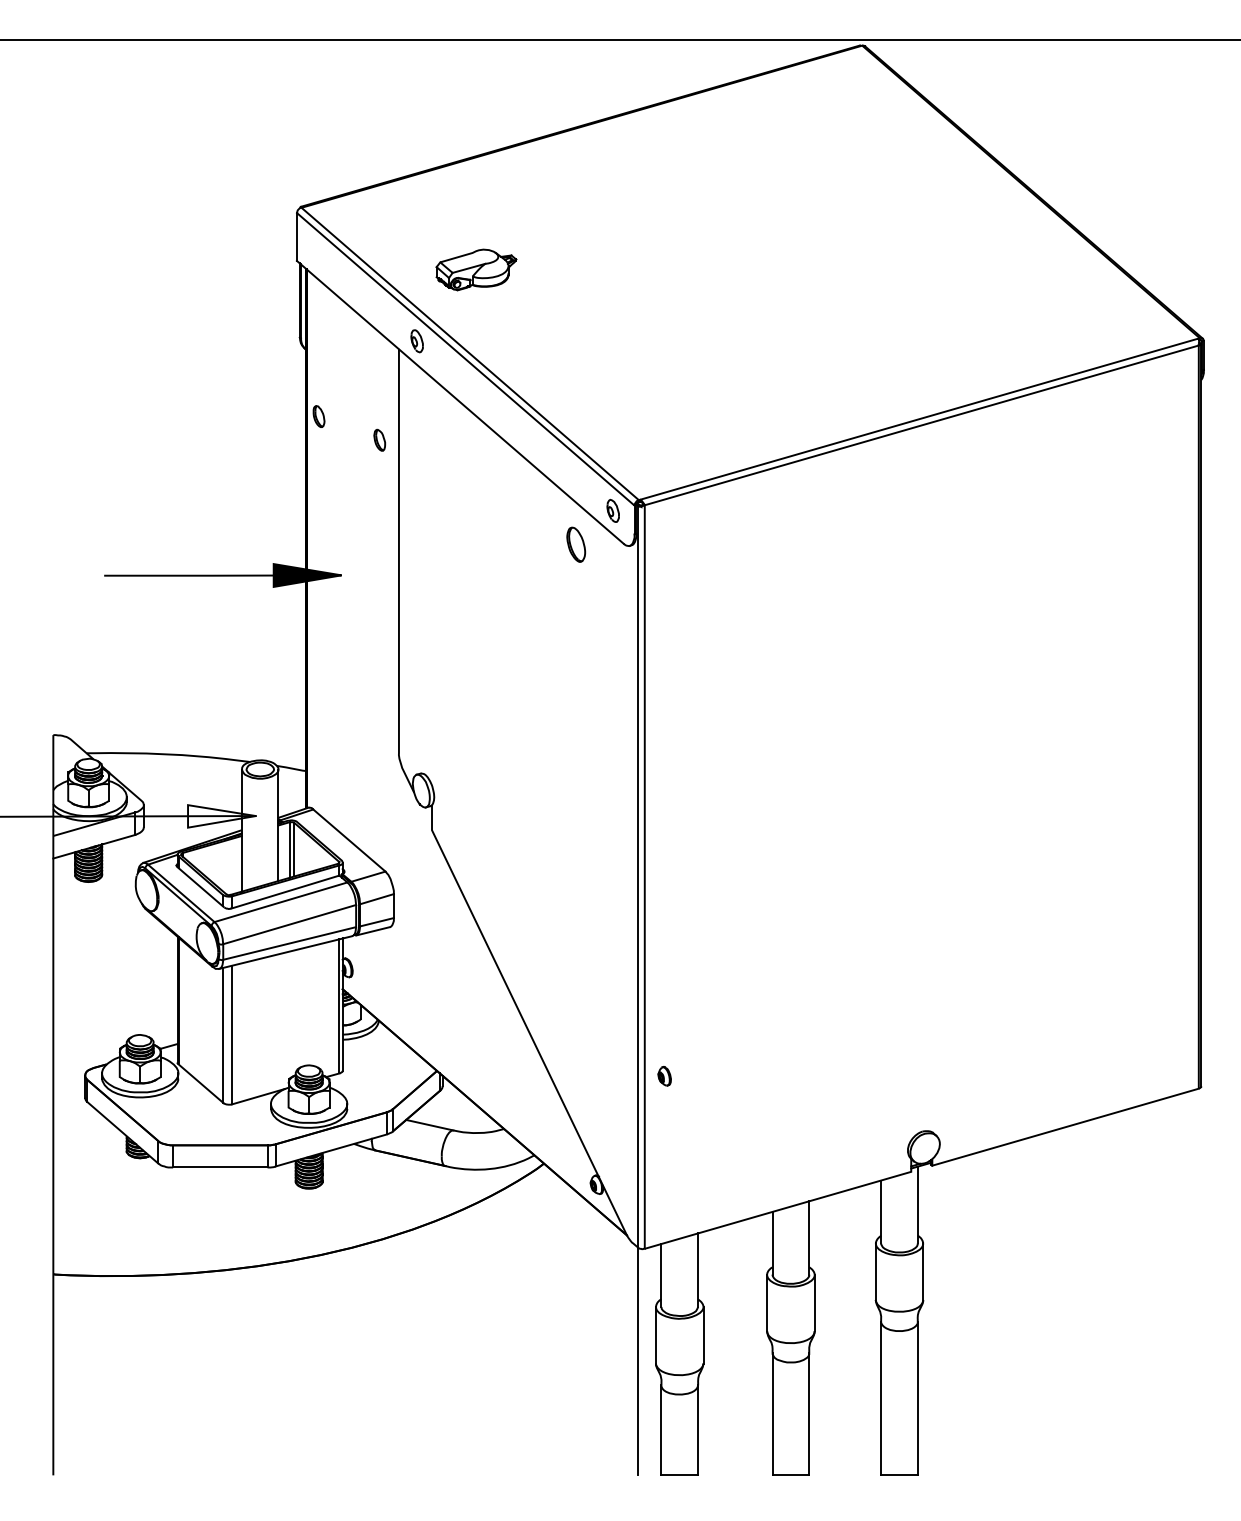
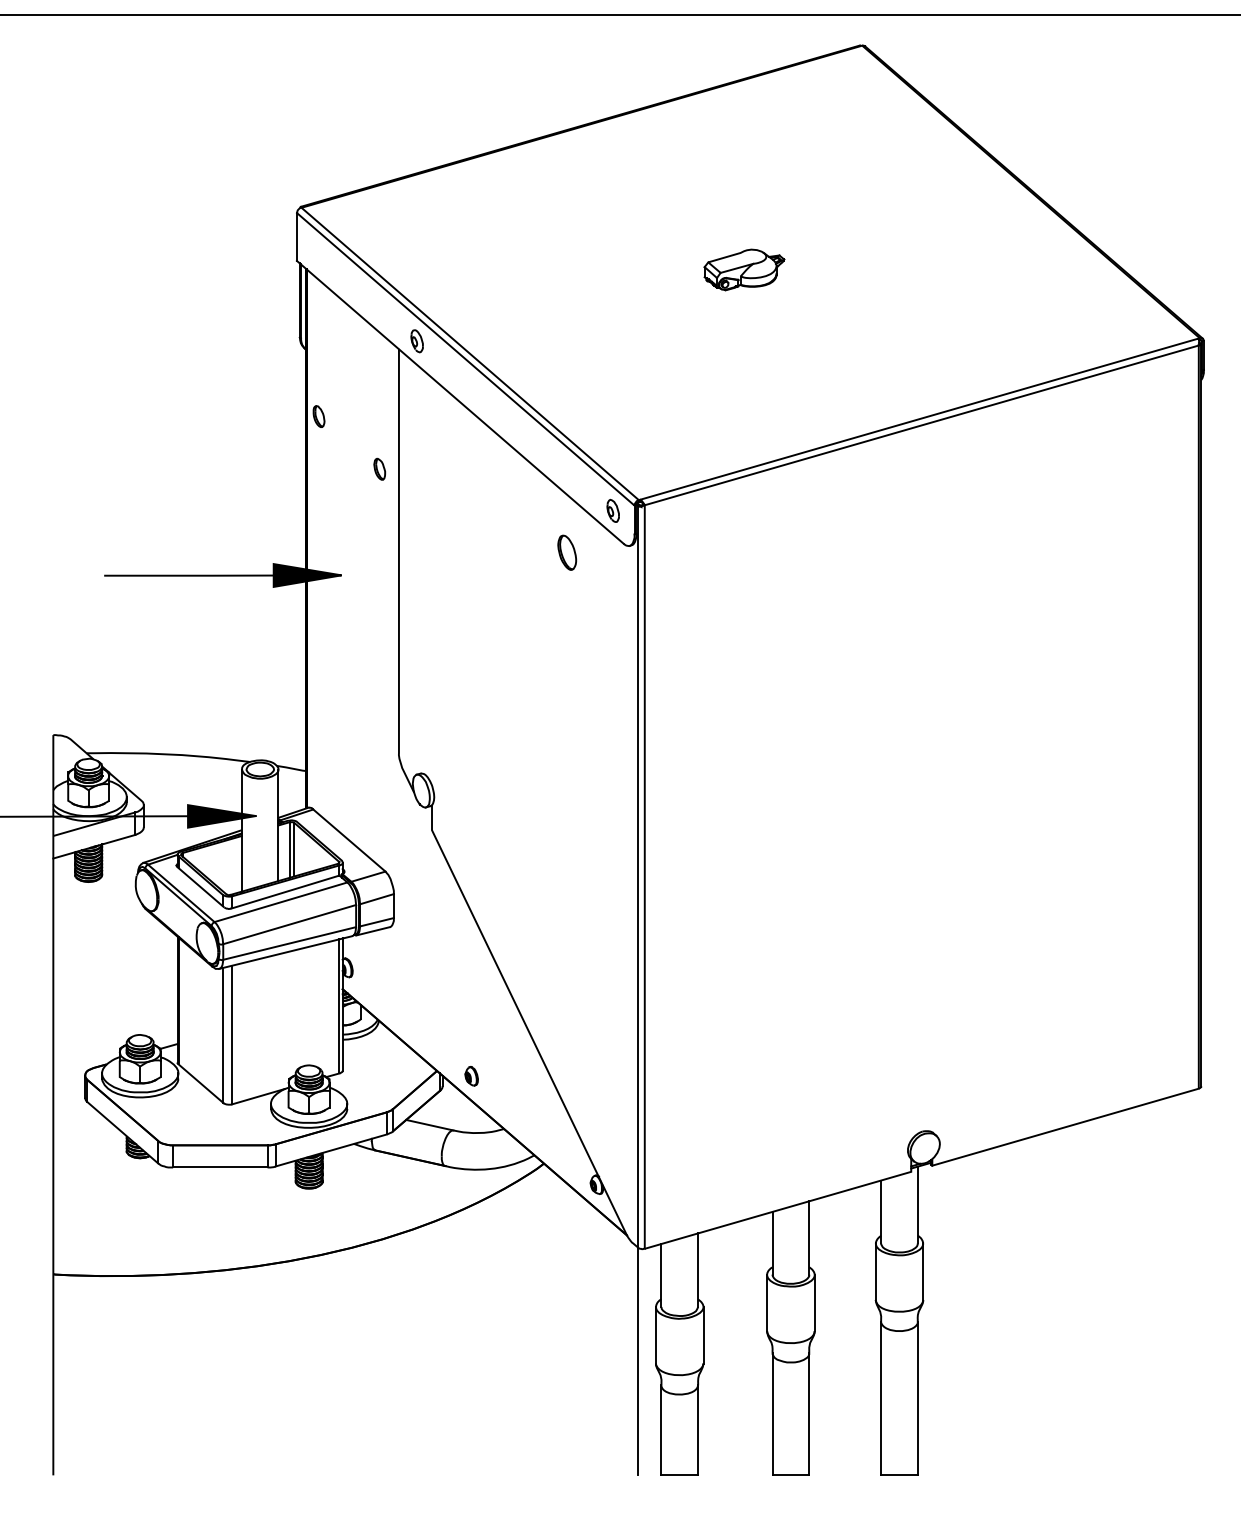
line position: (619, 39) -> (619, 14) (619, 14)
part position: (476, 269) -> (744, 269) (744, 269)
part position: (379, 439) -> (379, 468) (379, 468)
part position: (576, 544) -> (567, 552) (567, 552)
fill: none -> present (221, 816)
part position: (664, 1076) -> (471, 1076) (471, 1076)
